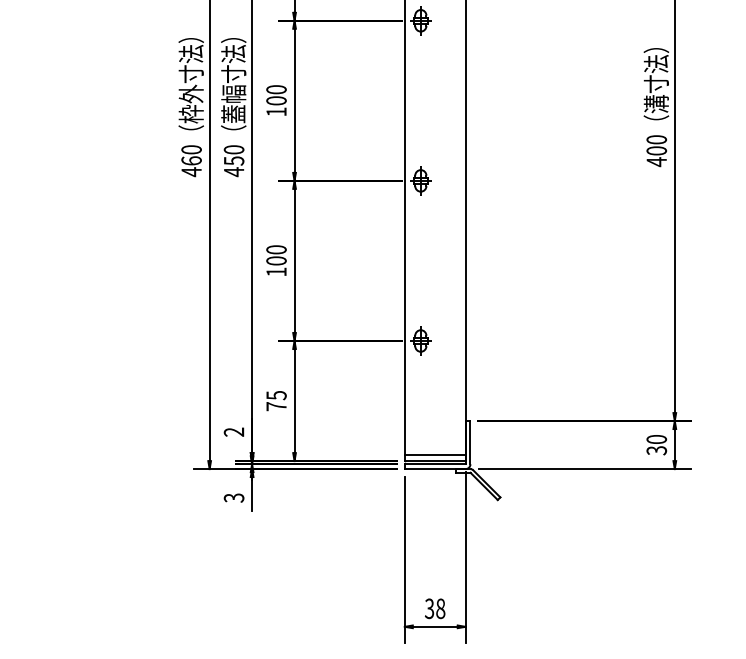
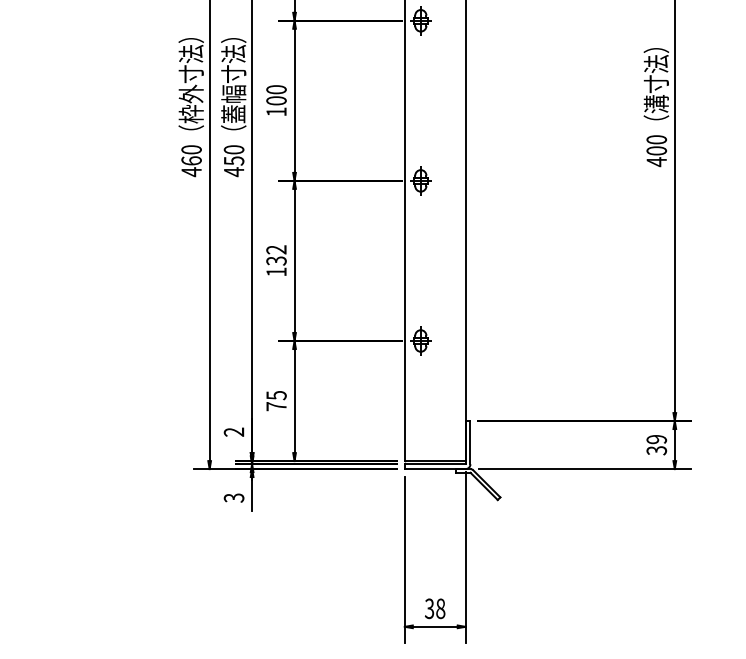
text: 100 -> 132 (276, 255)
text: 30 -> 39 (656, 439)
line: present -> none (434, 454)
